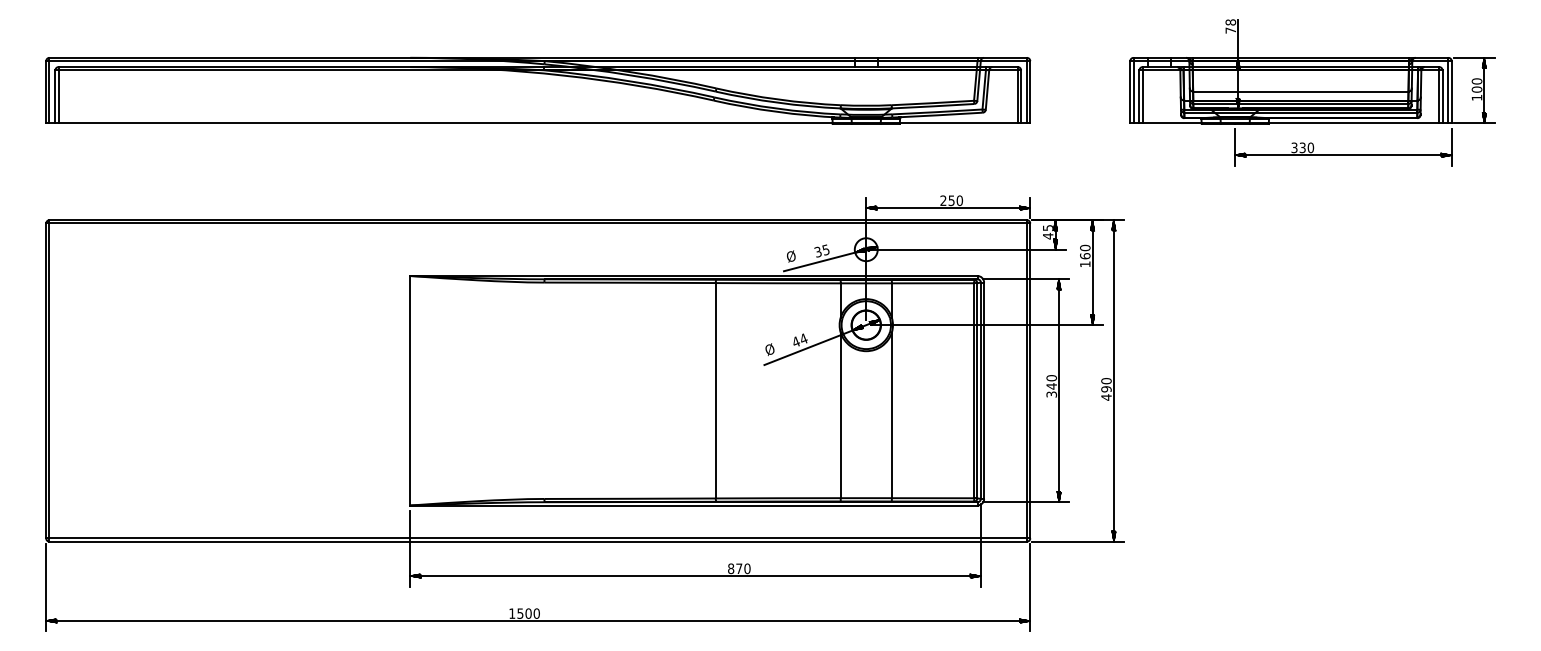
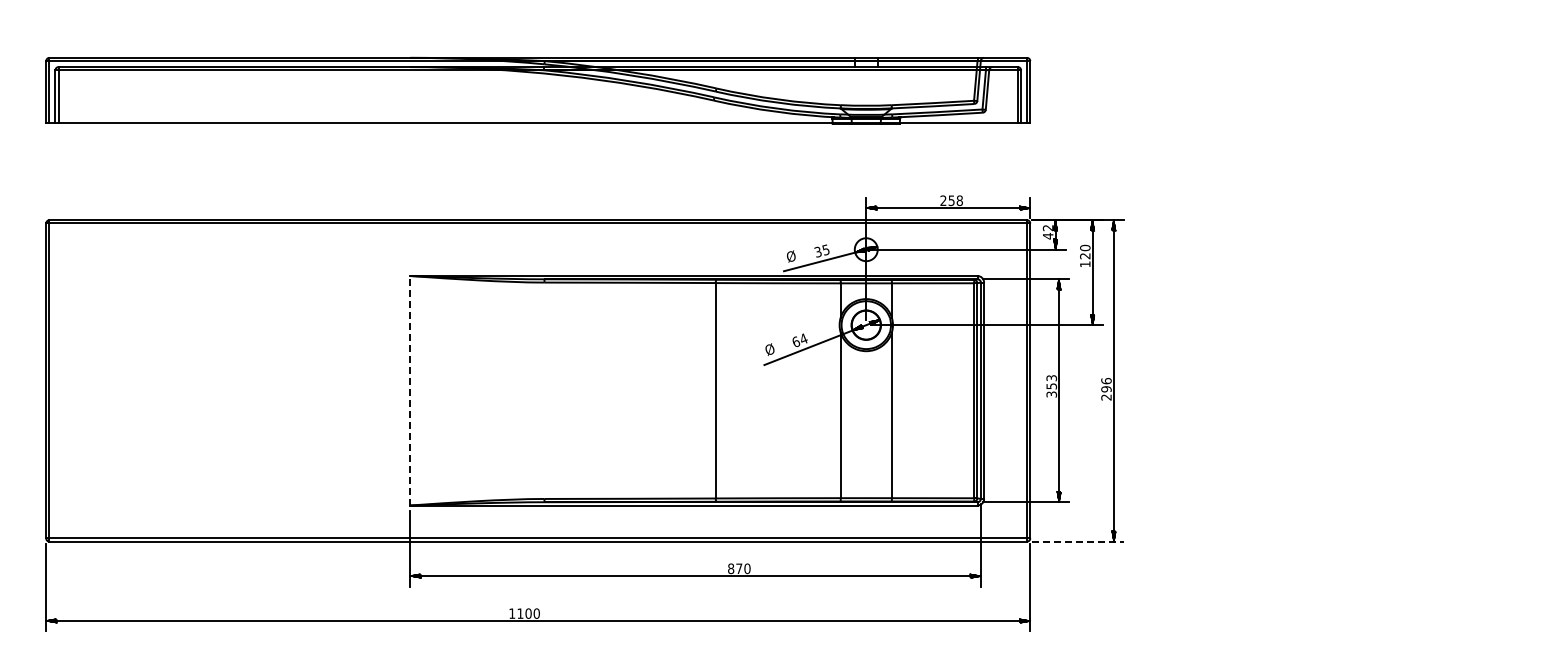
part: present -> none (1312, 92)
text: 250 -> 258 (959, 200)
text: 45 -> 42 (1047, 228)
text: 160 -> 120 (1085, 256)
text: 44 -> 64 (796, 341)
text: 340 -> 353 (1051, 382)
text: 490 -> 296 (1106, 388)
line: solid -> dashed (410, 390)
line: solid -> dashed (1078, 541)
text: 1500 -> 1100 (520, 613)
